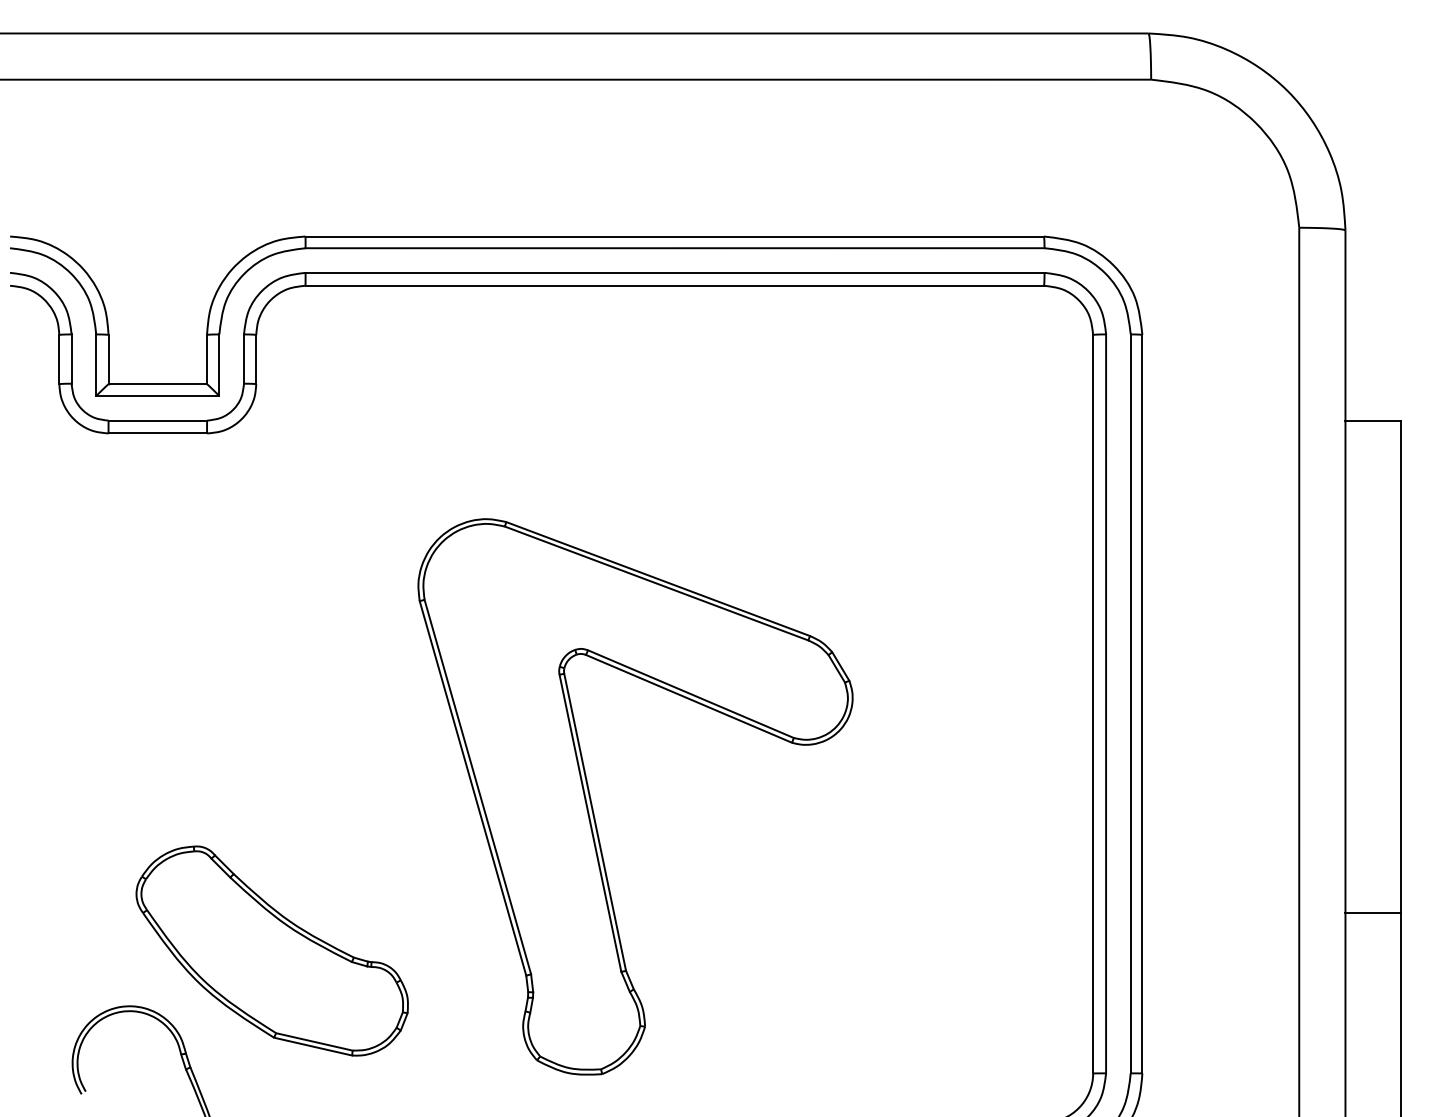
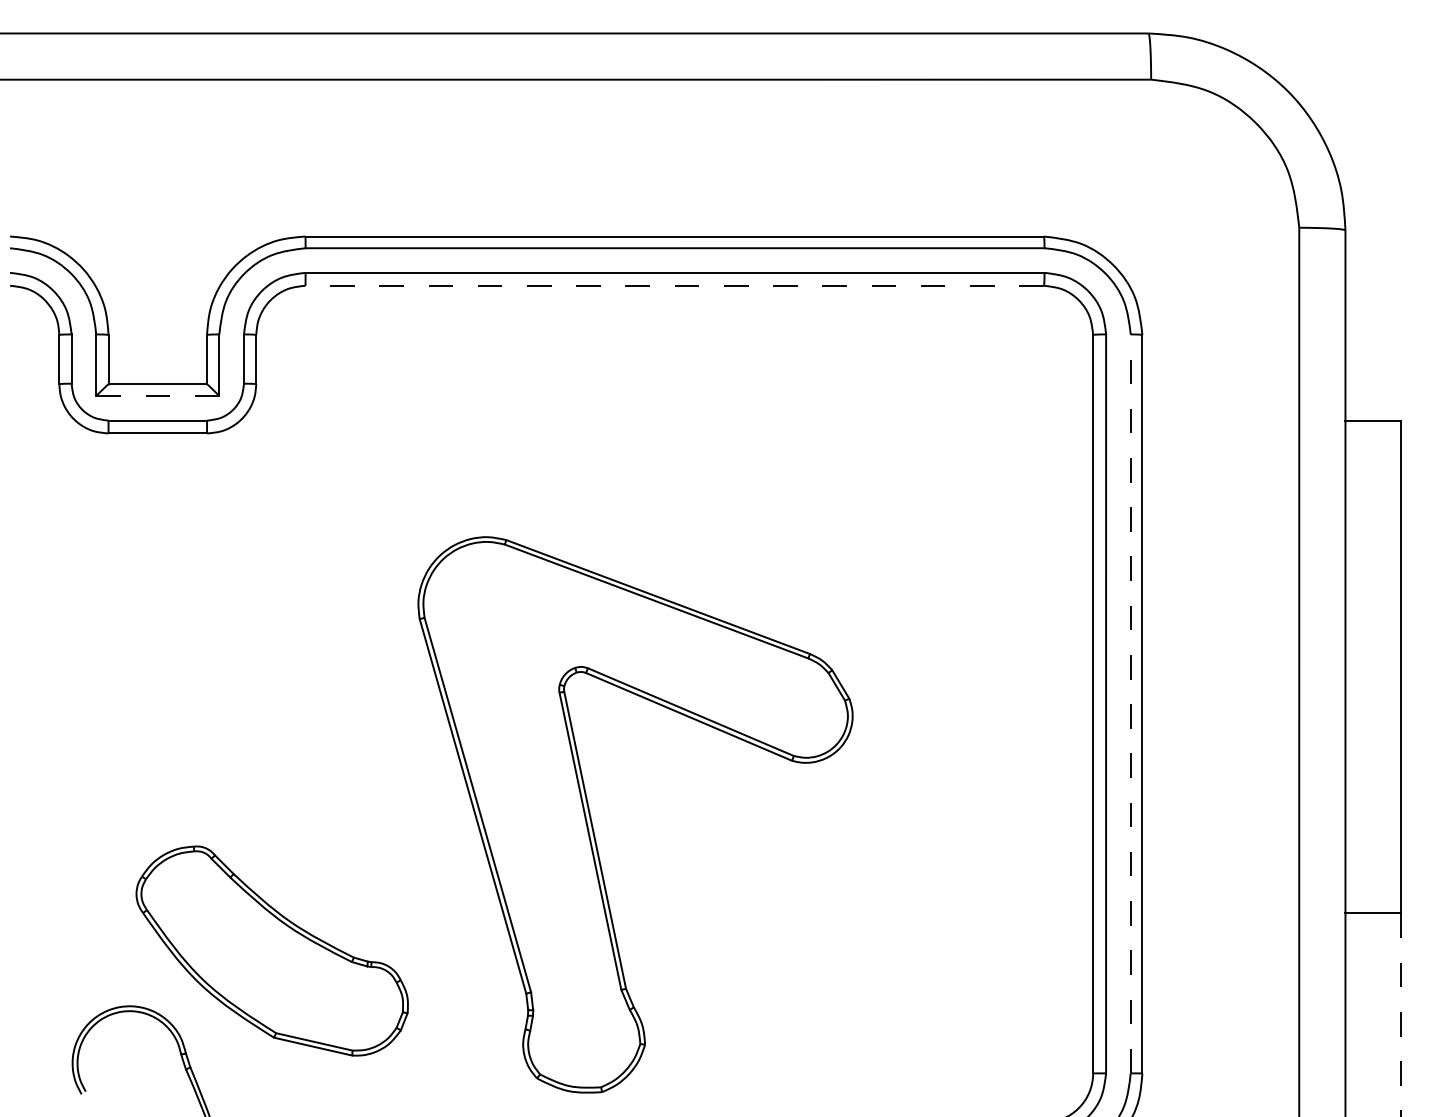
line: solid -> dashed (674, 285)
line: solid -> dashed (157, 396)
line: solid -> dashed (1130, 703)
part position: (592, 803) -> (592, 821) (592, 821)
line: solid -> dashed (1400, 1014)
